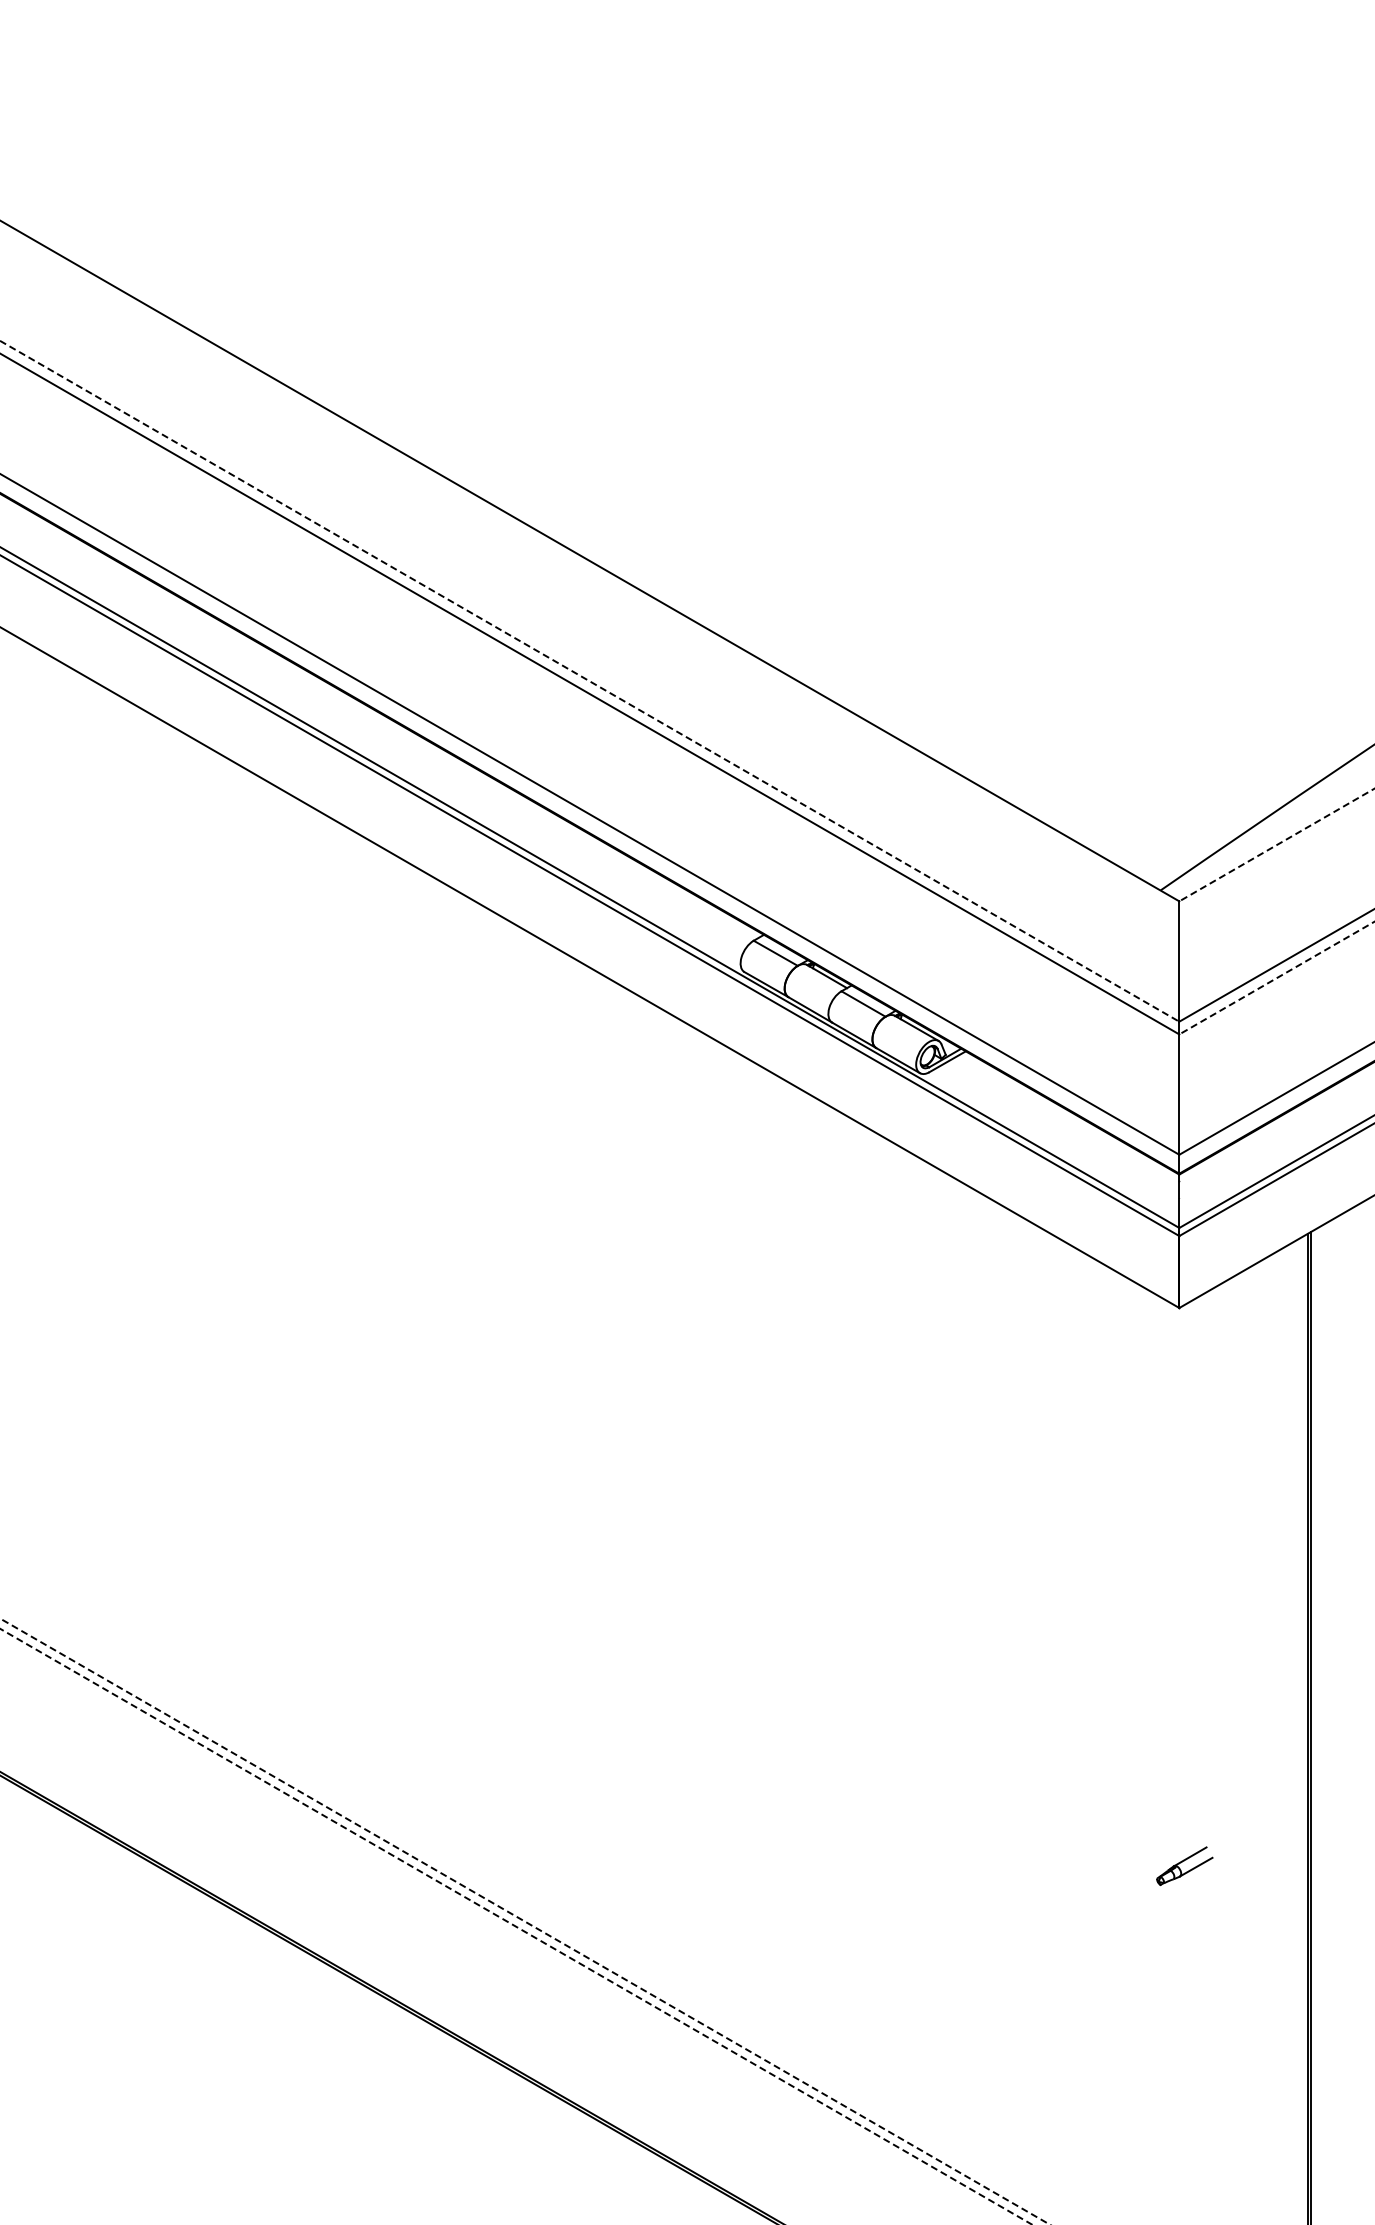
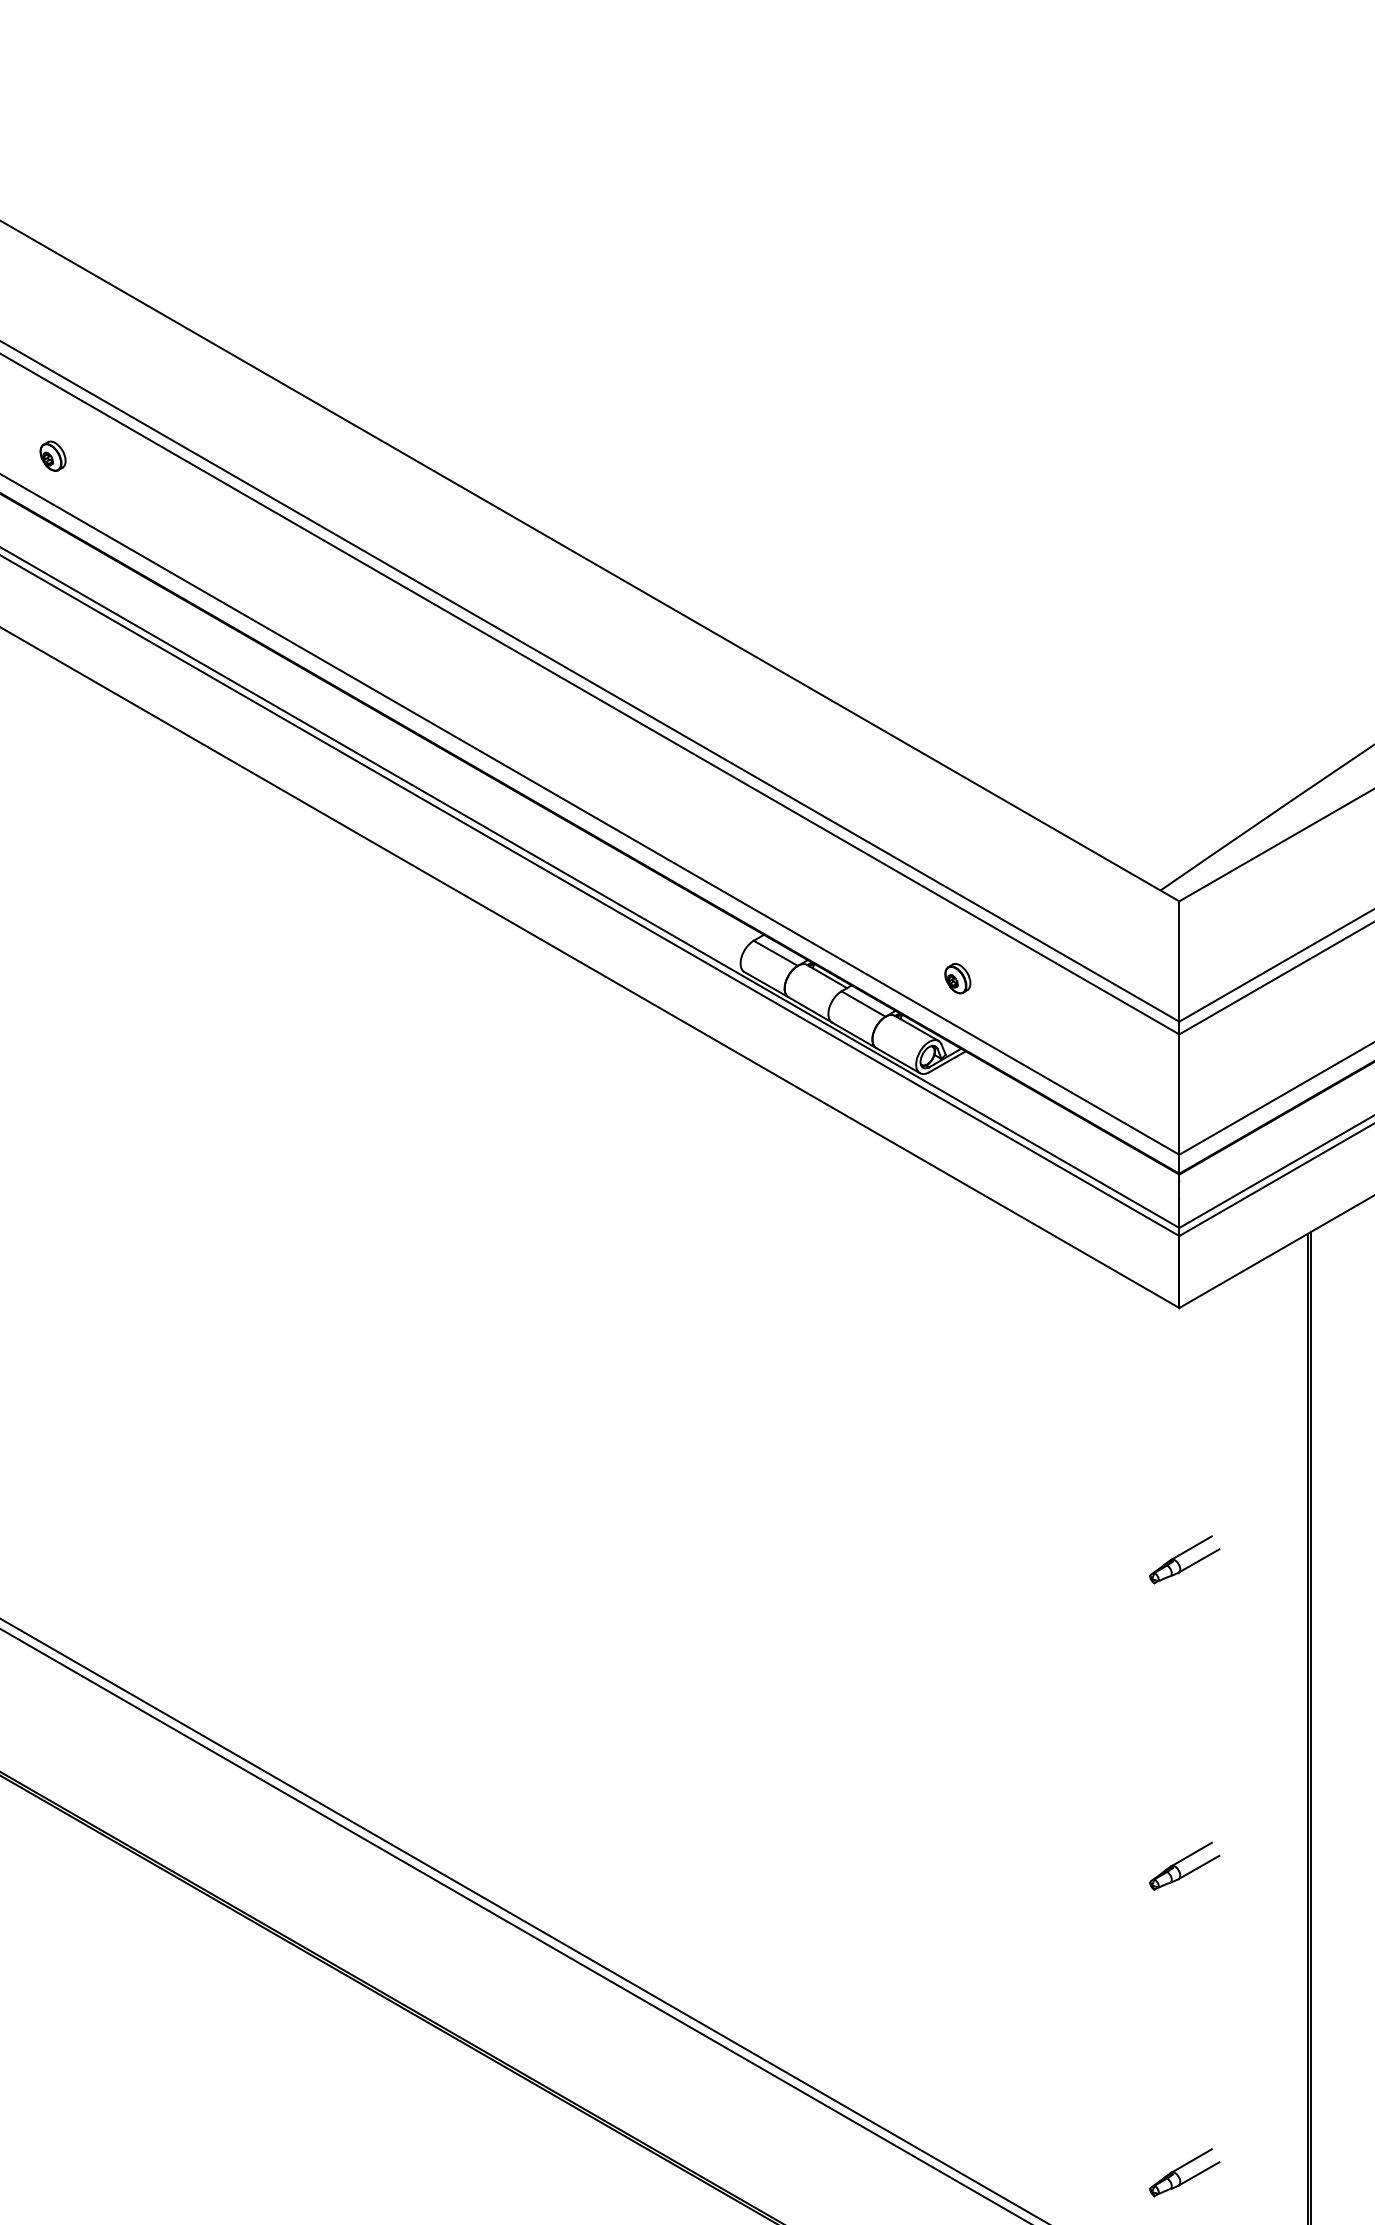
part: none -> present (52, 455)
line: dashed -> solid (590, 681)
line: dashed -> solid (1276, 845)
part: none -> present (957, 978)
line: dashed -> solid (1276, 978)
part: none -> present (1184, 1559)
part size: 58x40 px -> 72x50 px (1184, 1865)
line: dashed -> solid (524, 1921)
line: dashed -> solid (516, 1926)
part: none -> present (1184, 2172)
